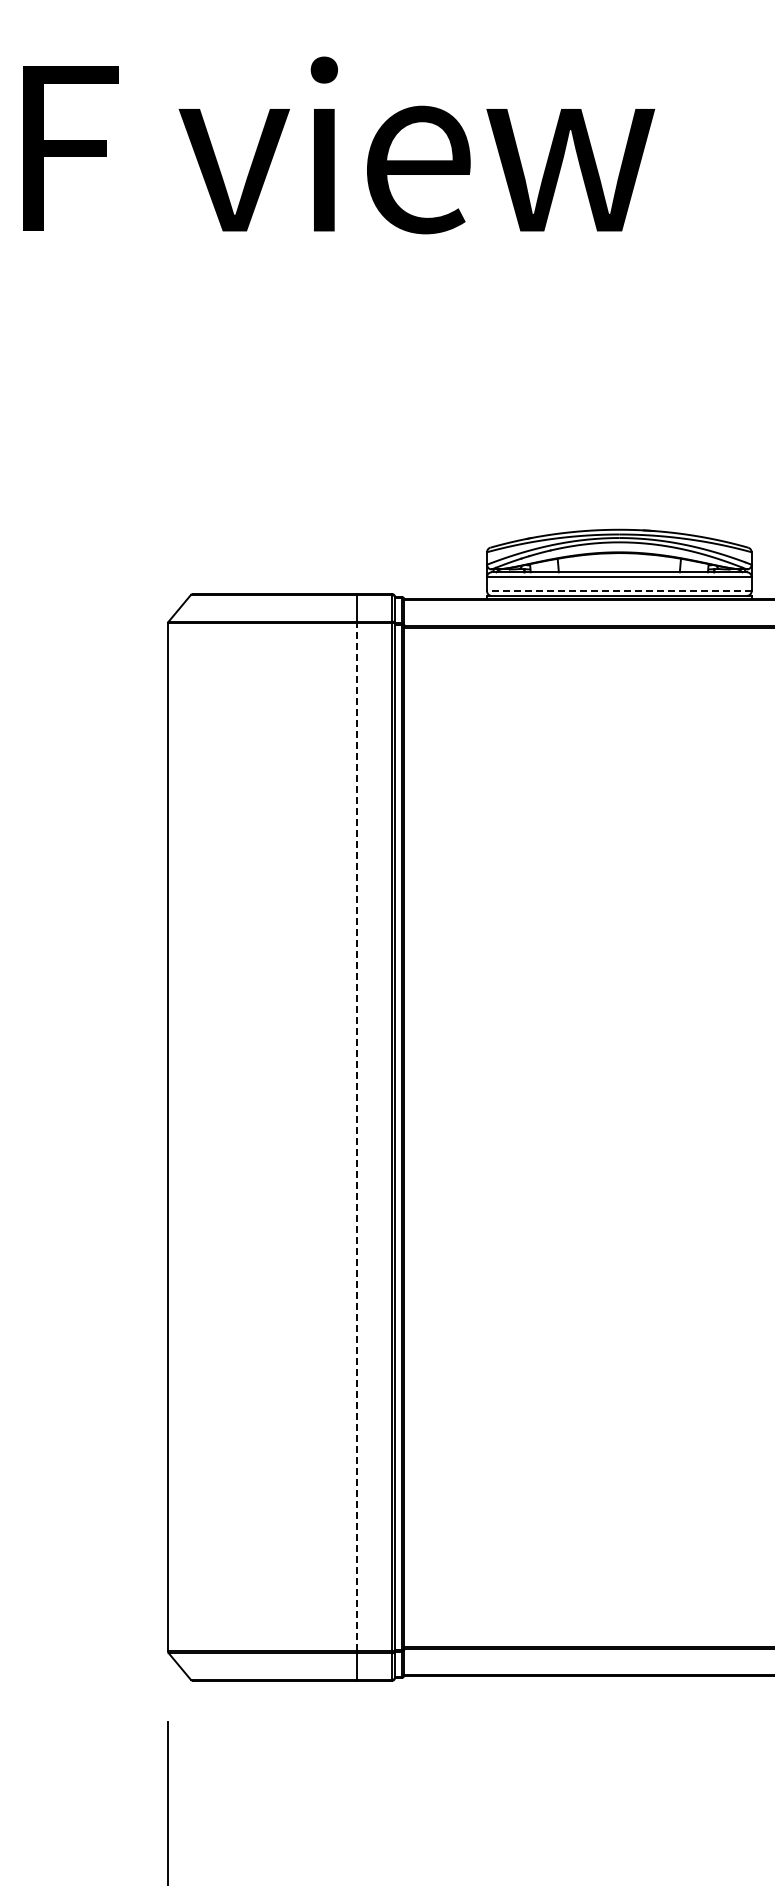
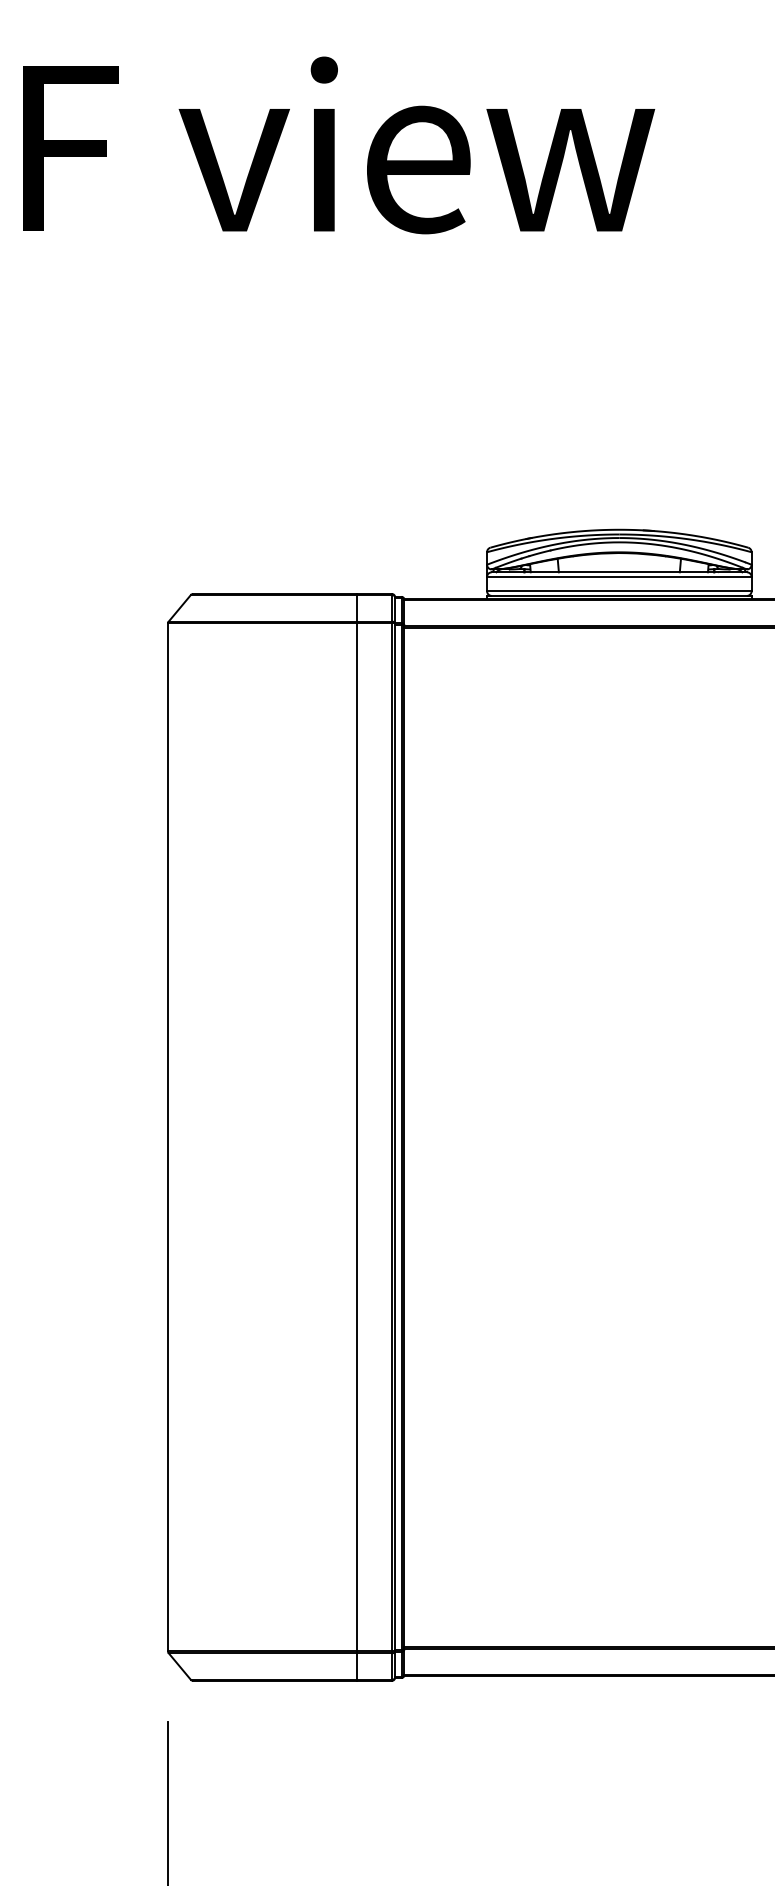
line: dashed -> solid (618, 591)
line: dashed -> solid (357, 1136)
